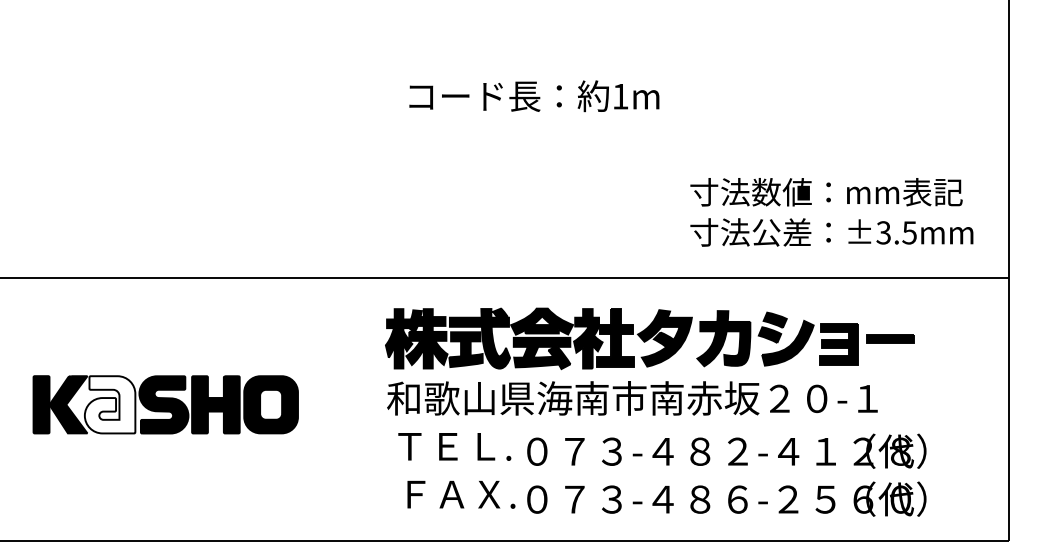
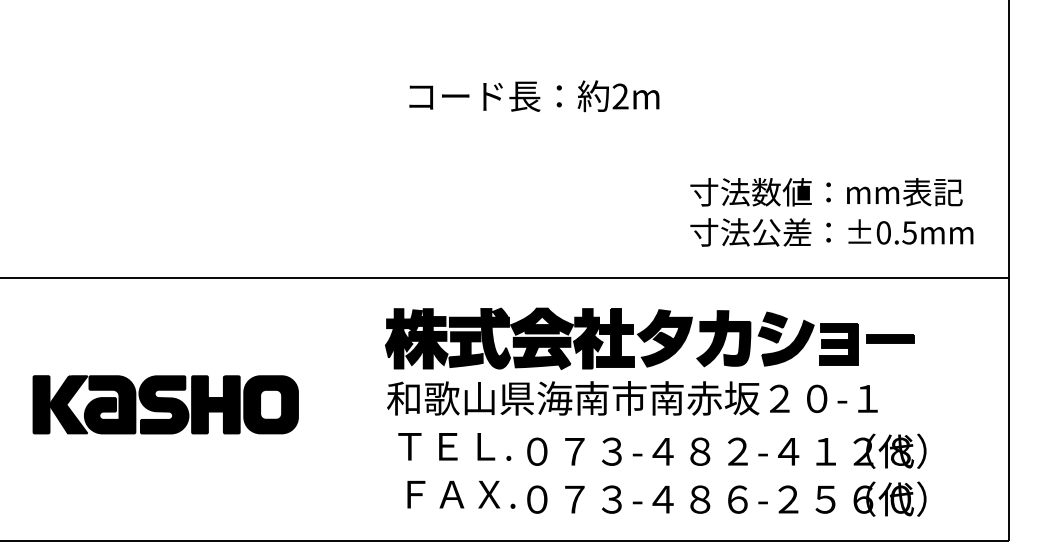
text: 1m -> 2m (620, 96)
text: ±3.5mm -> ±0.5mm (883, 232)
fill: none -> present (109, 404)
